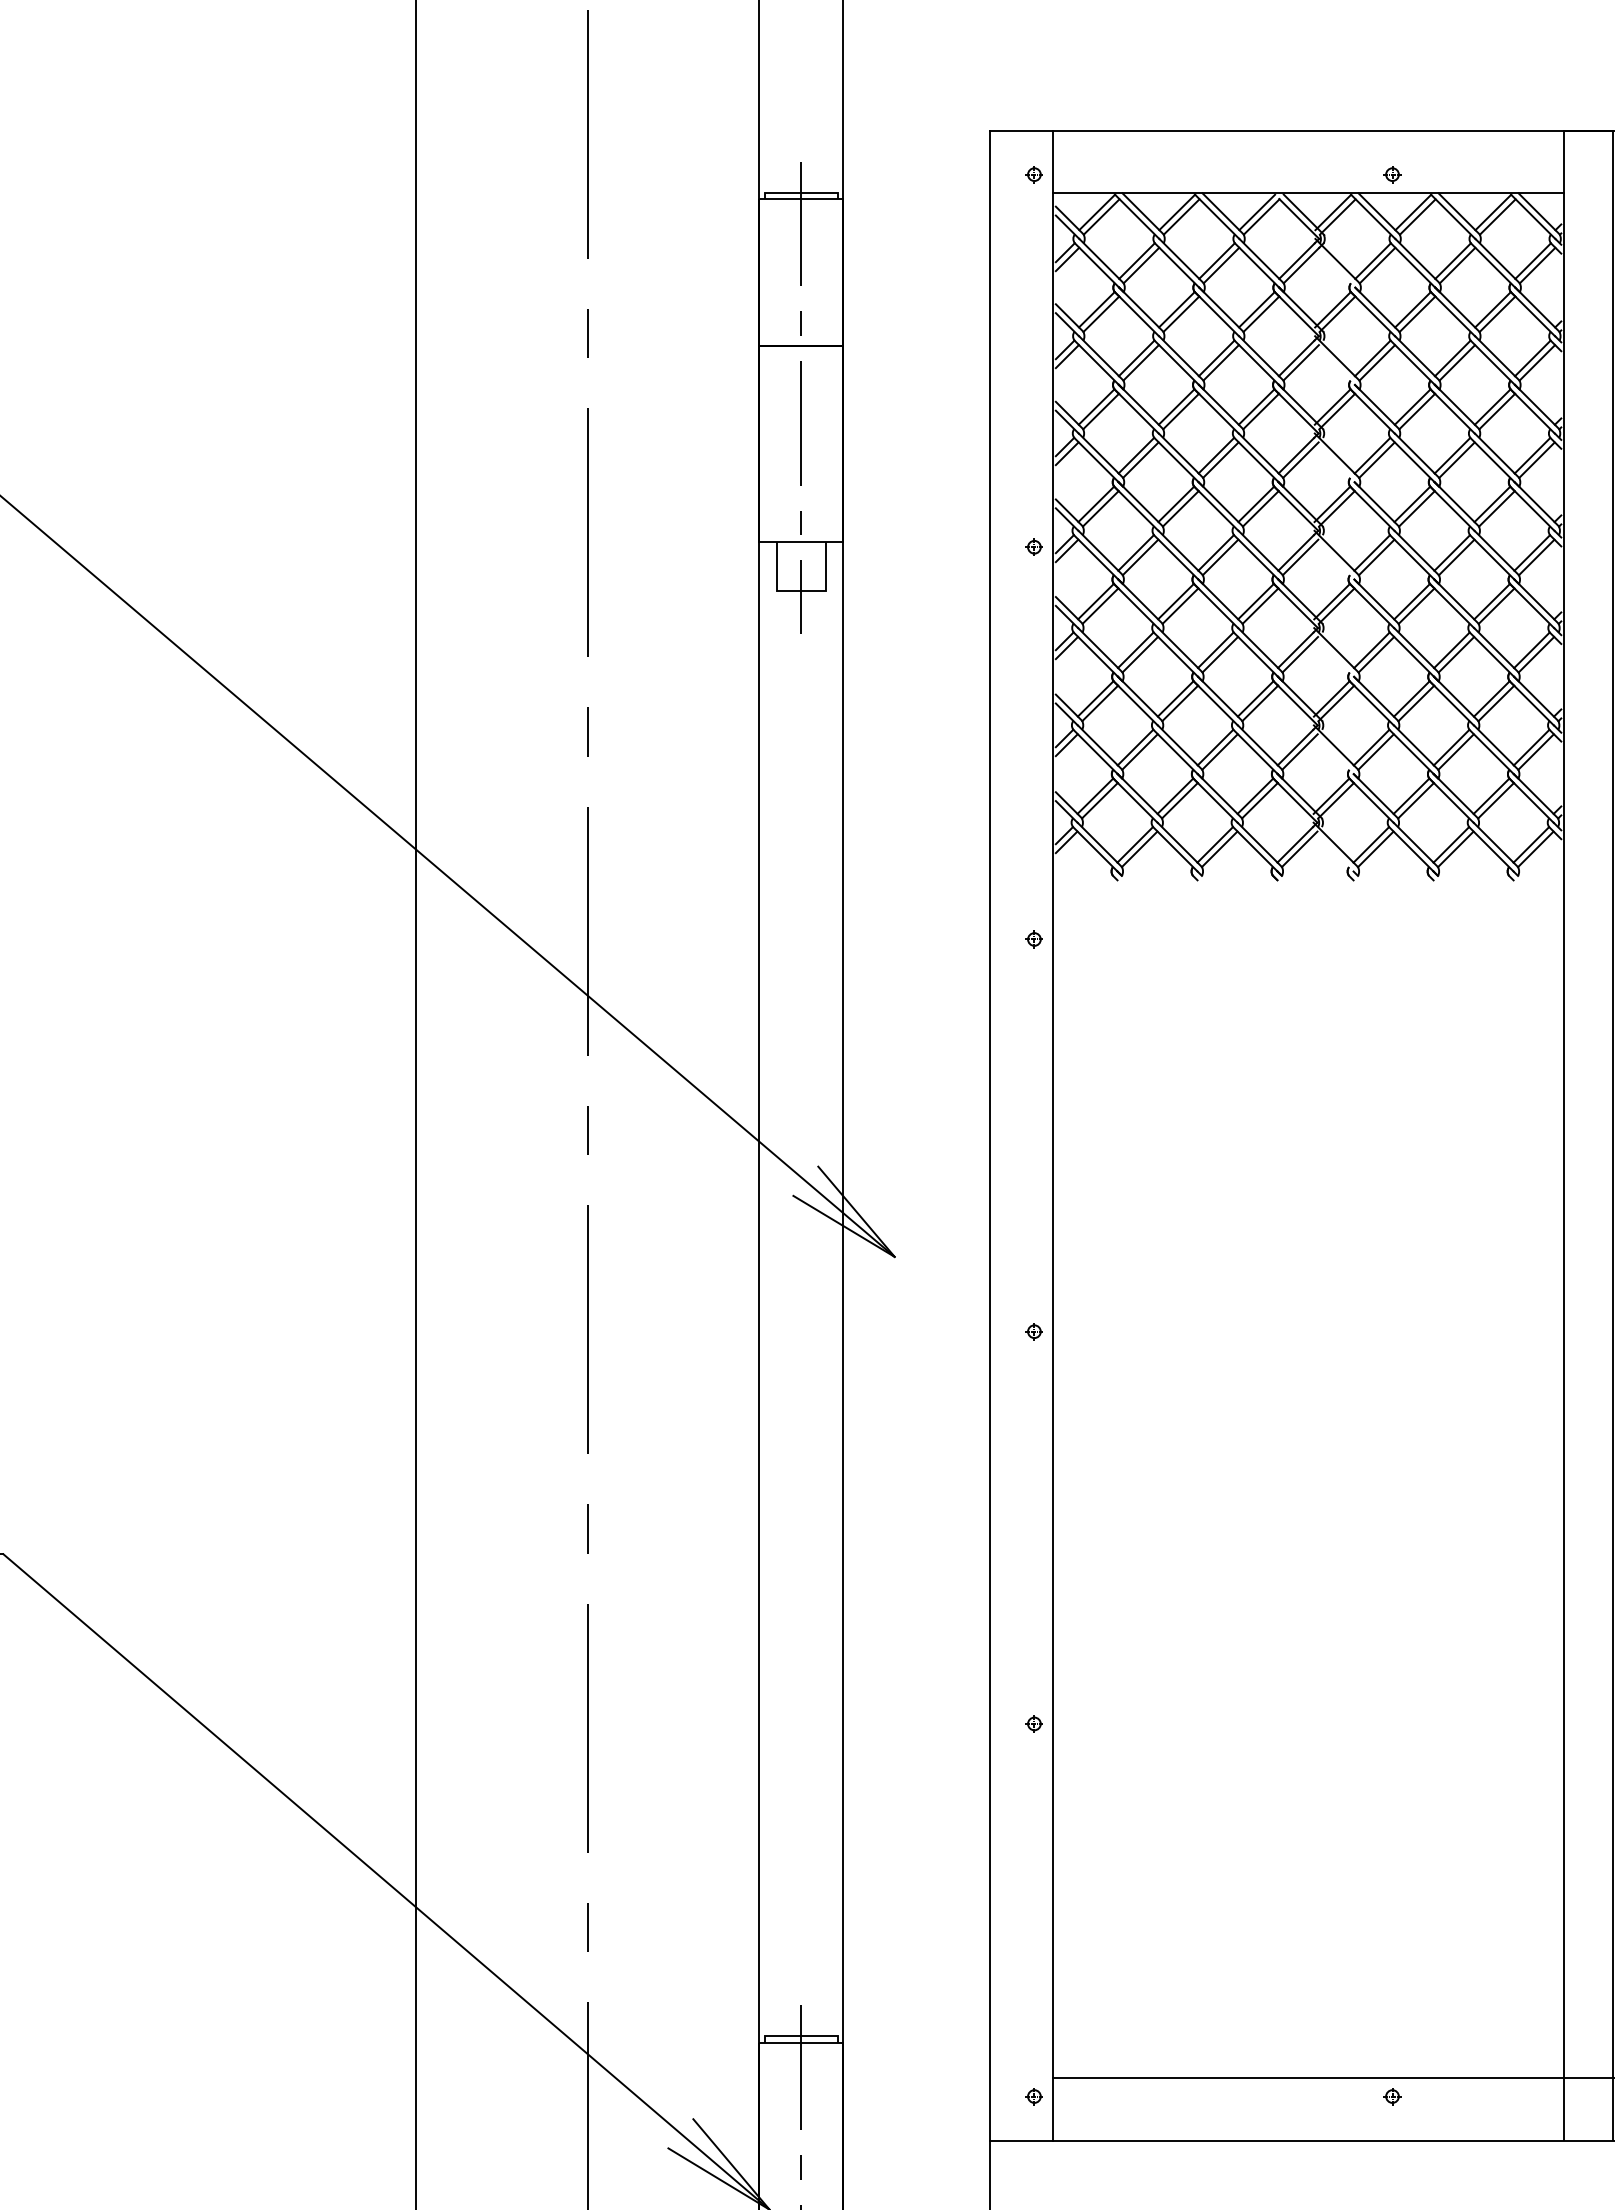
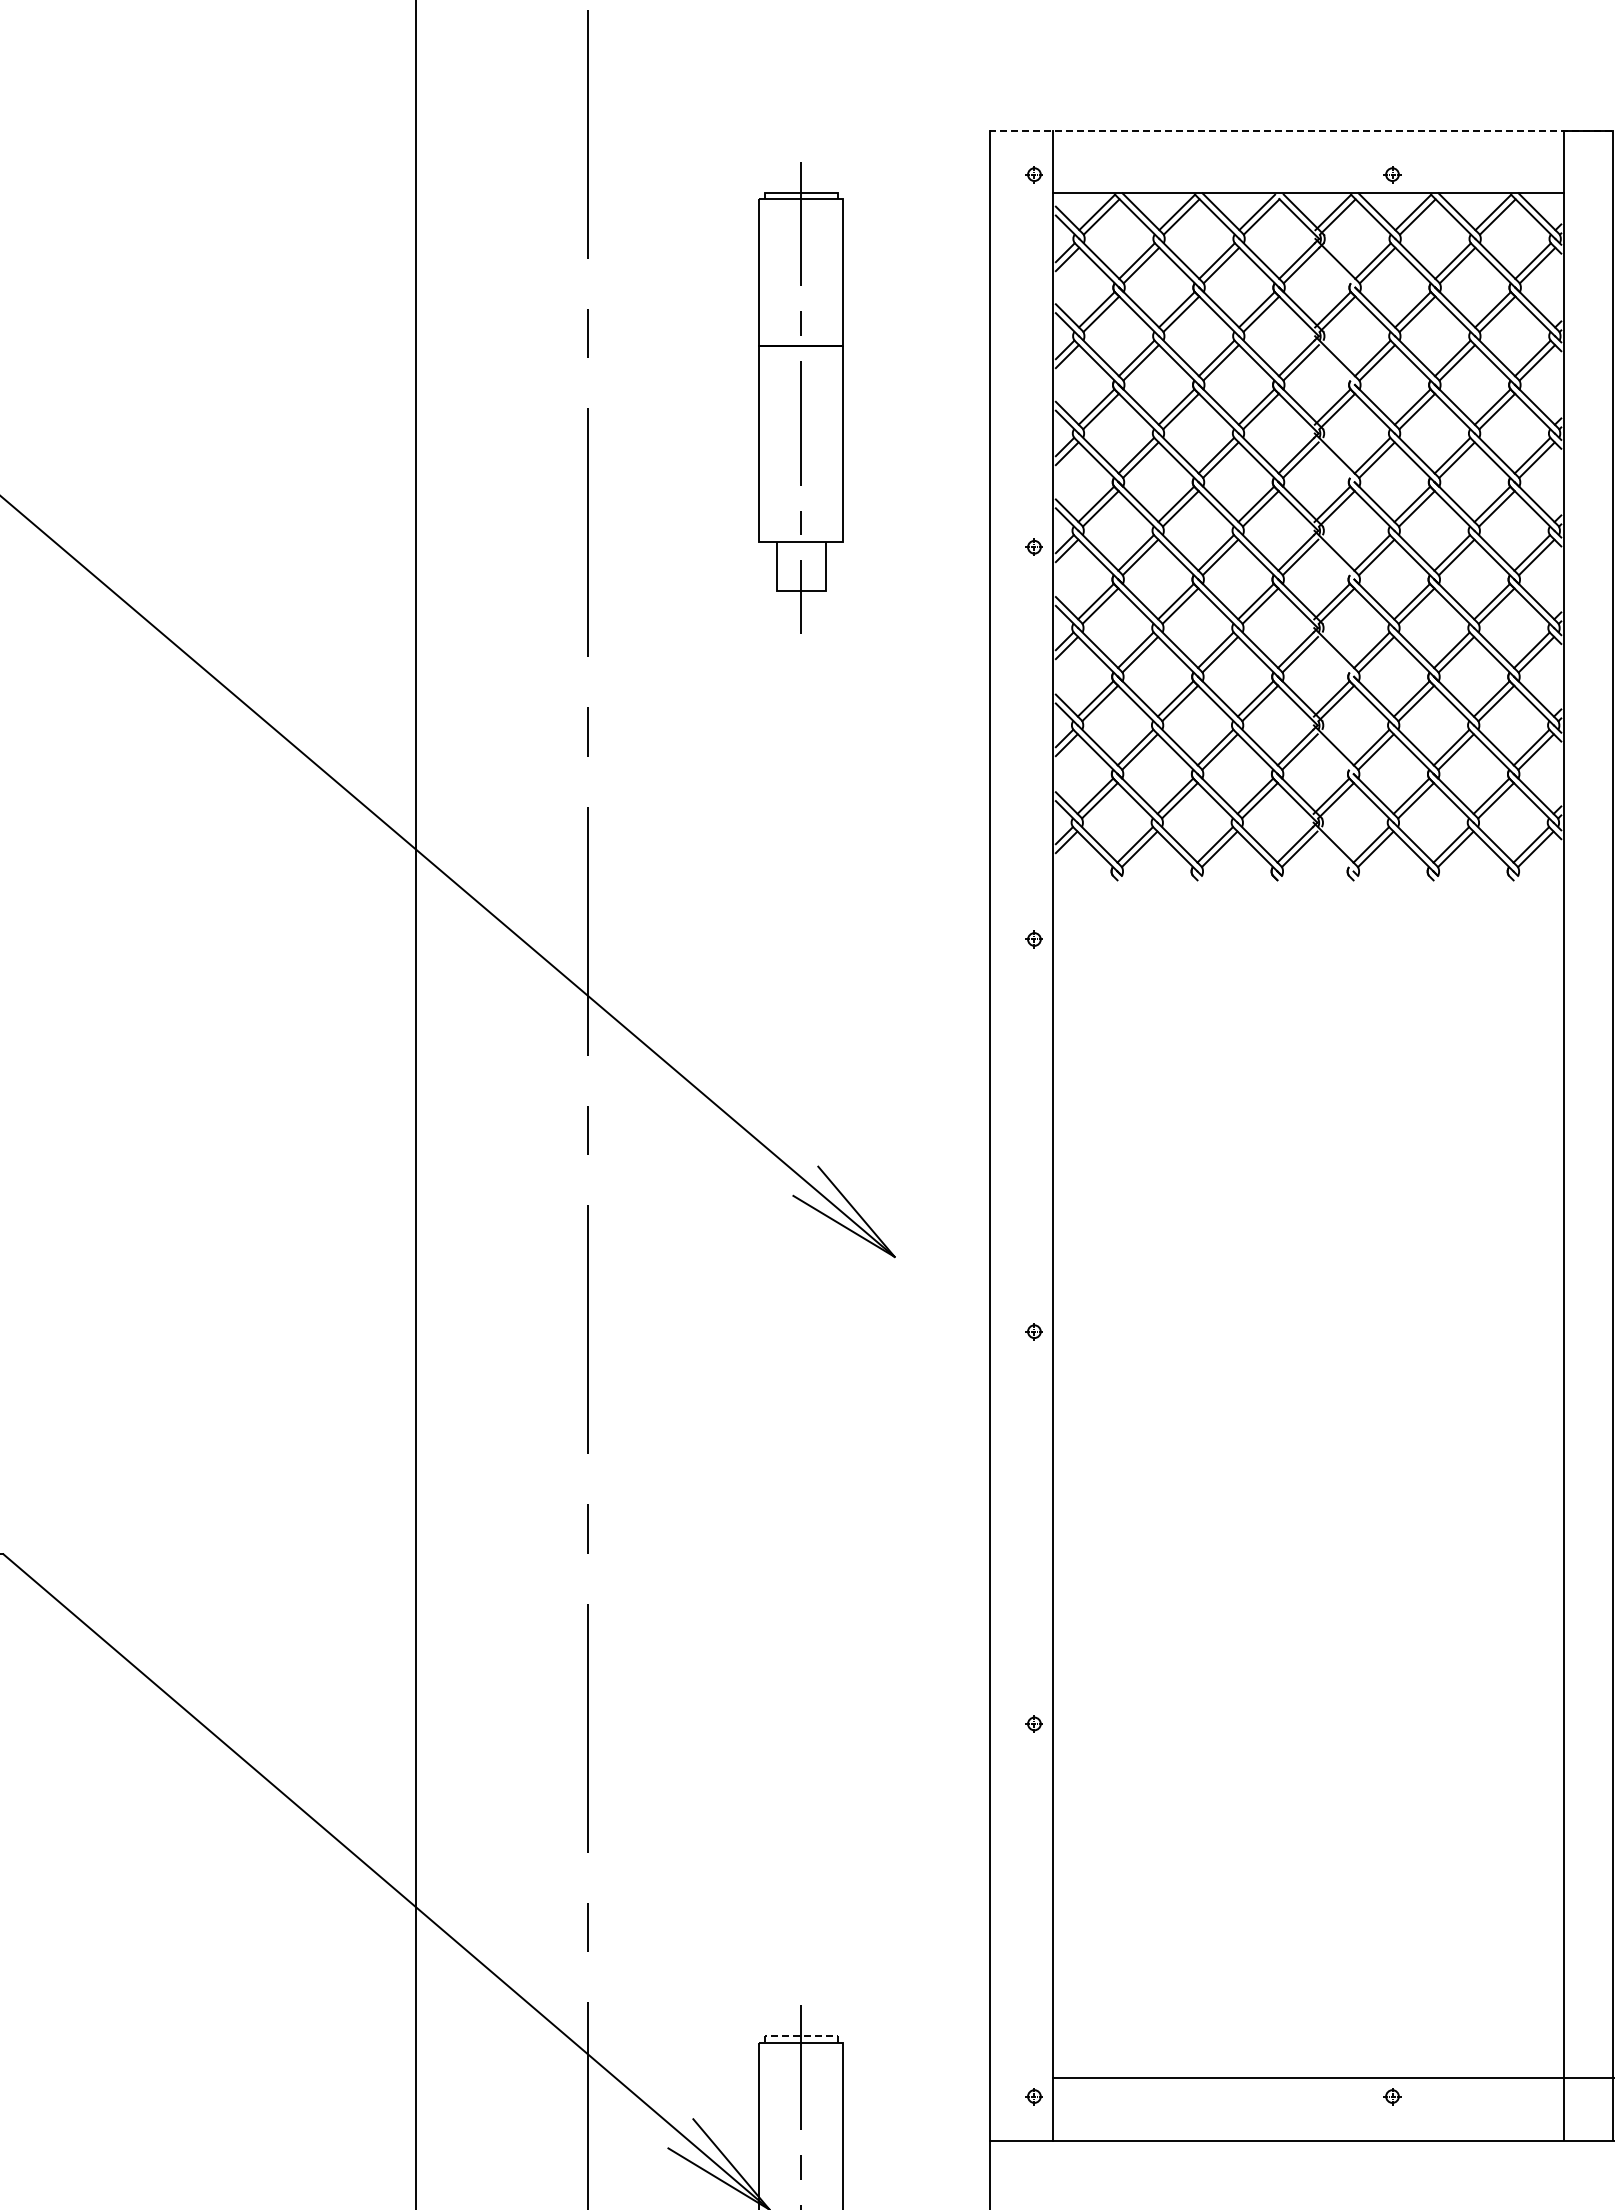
line: solid -> dashed (1302, 130)
line: present -> none (759, 1104)
line: present -> none (843, 1104)
line: solid -> dashed (800, 2036)
